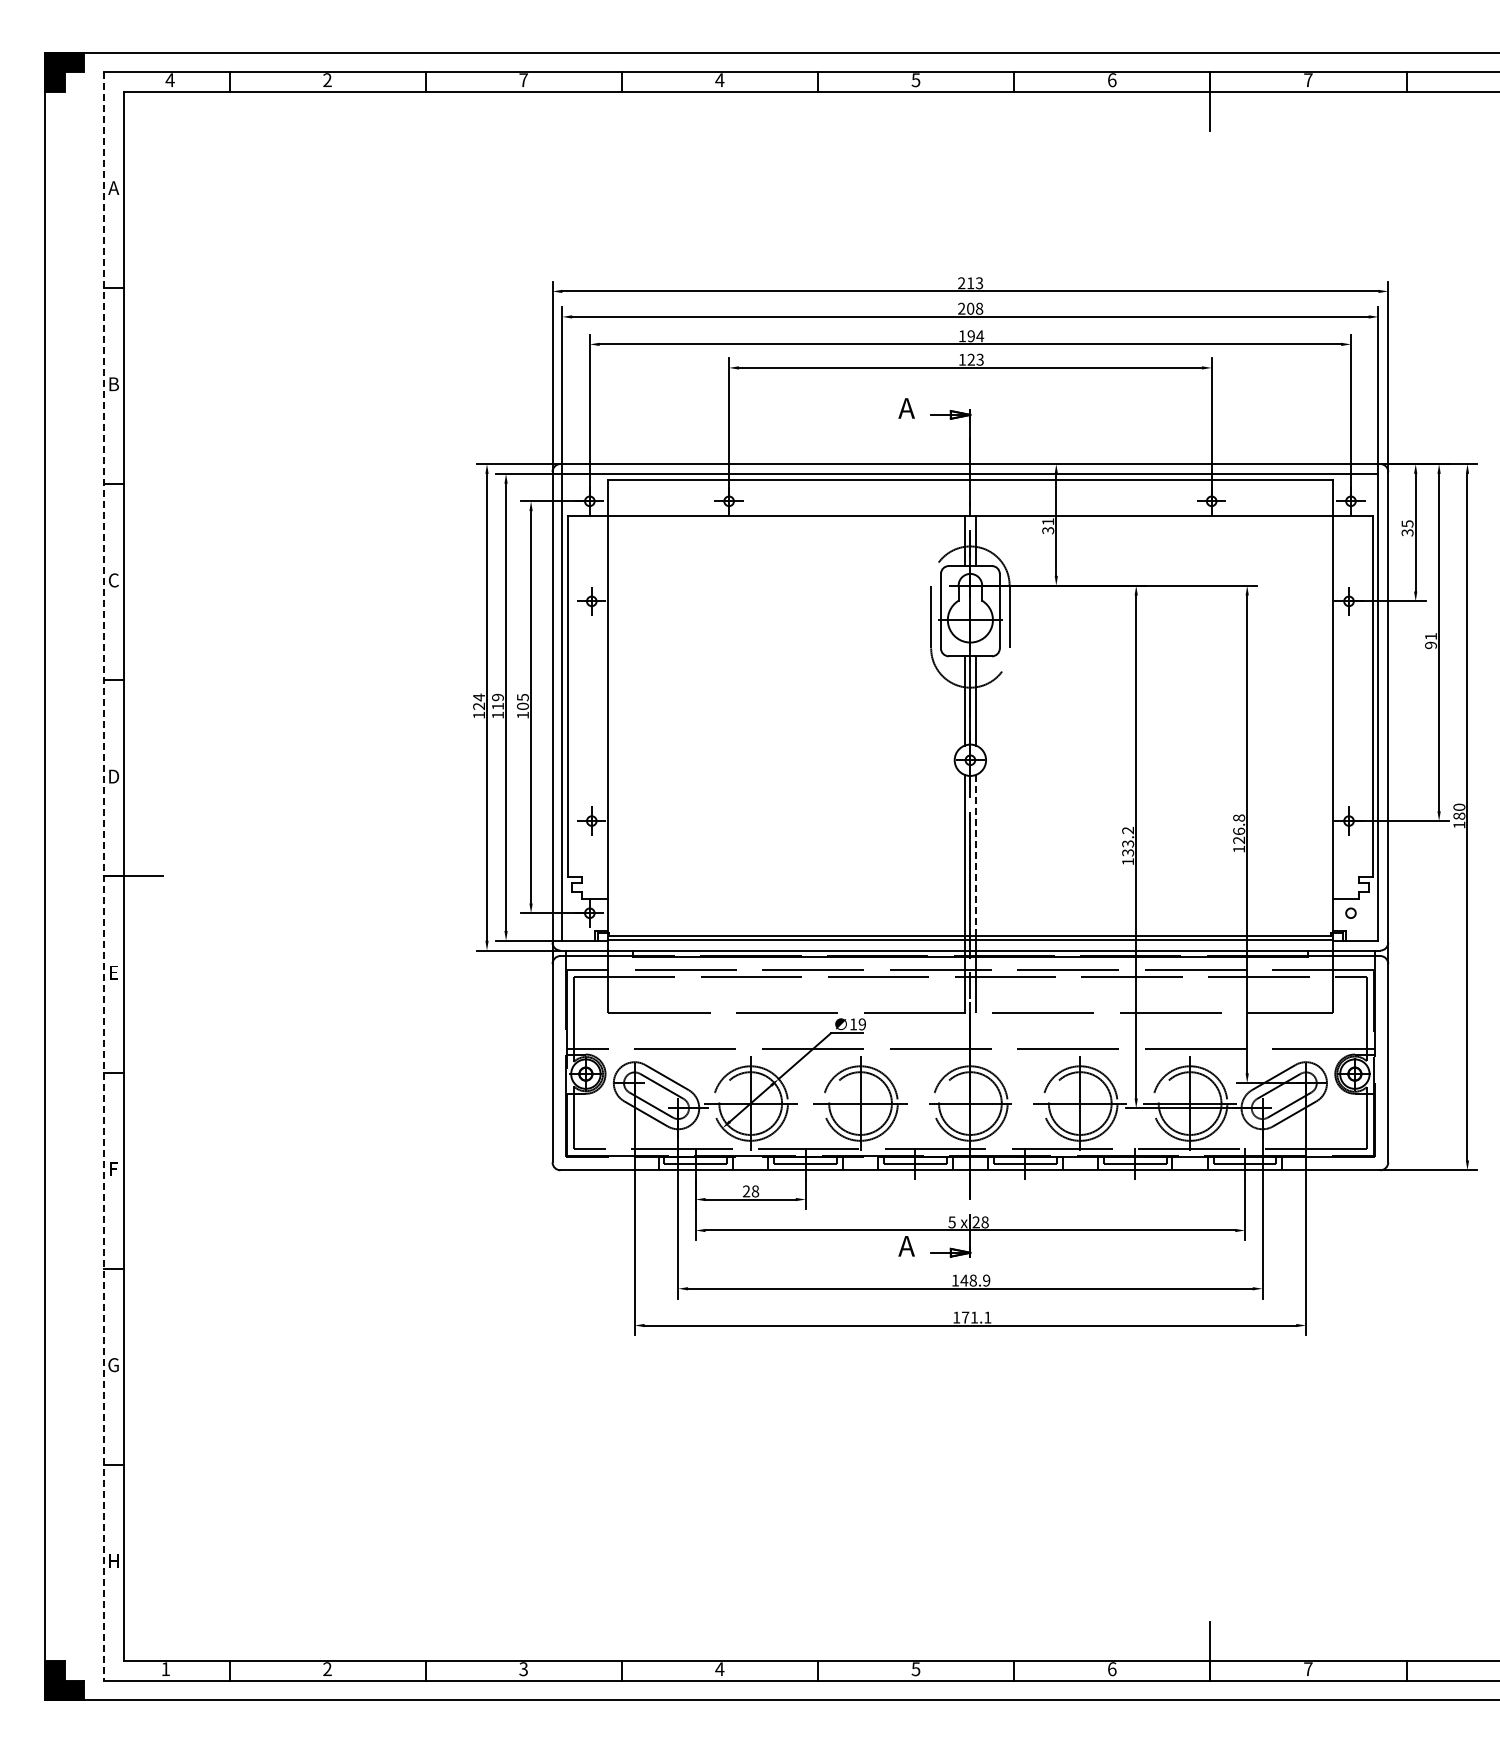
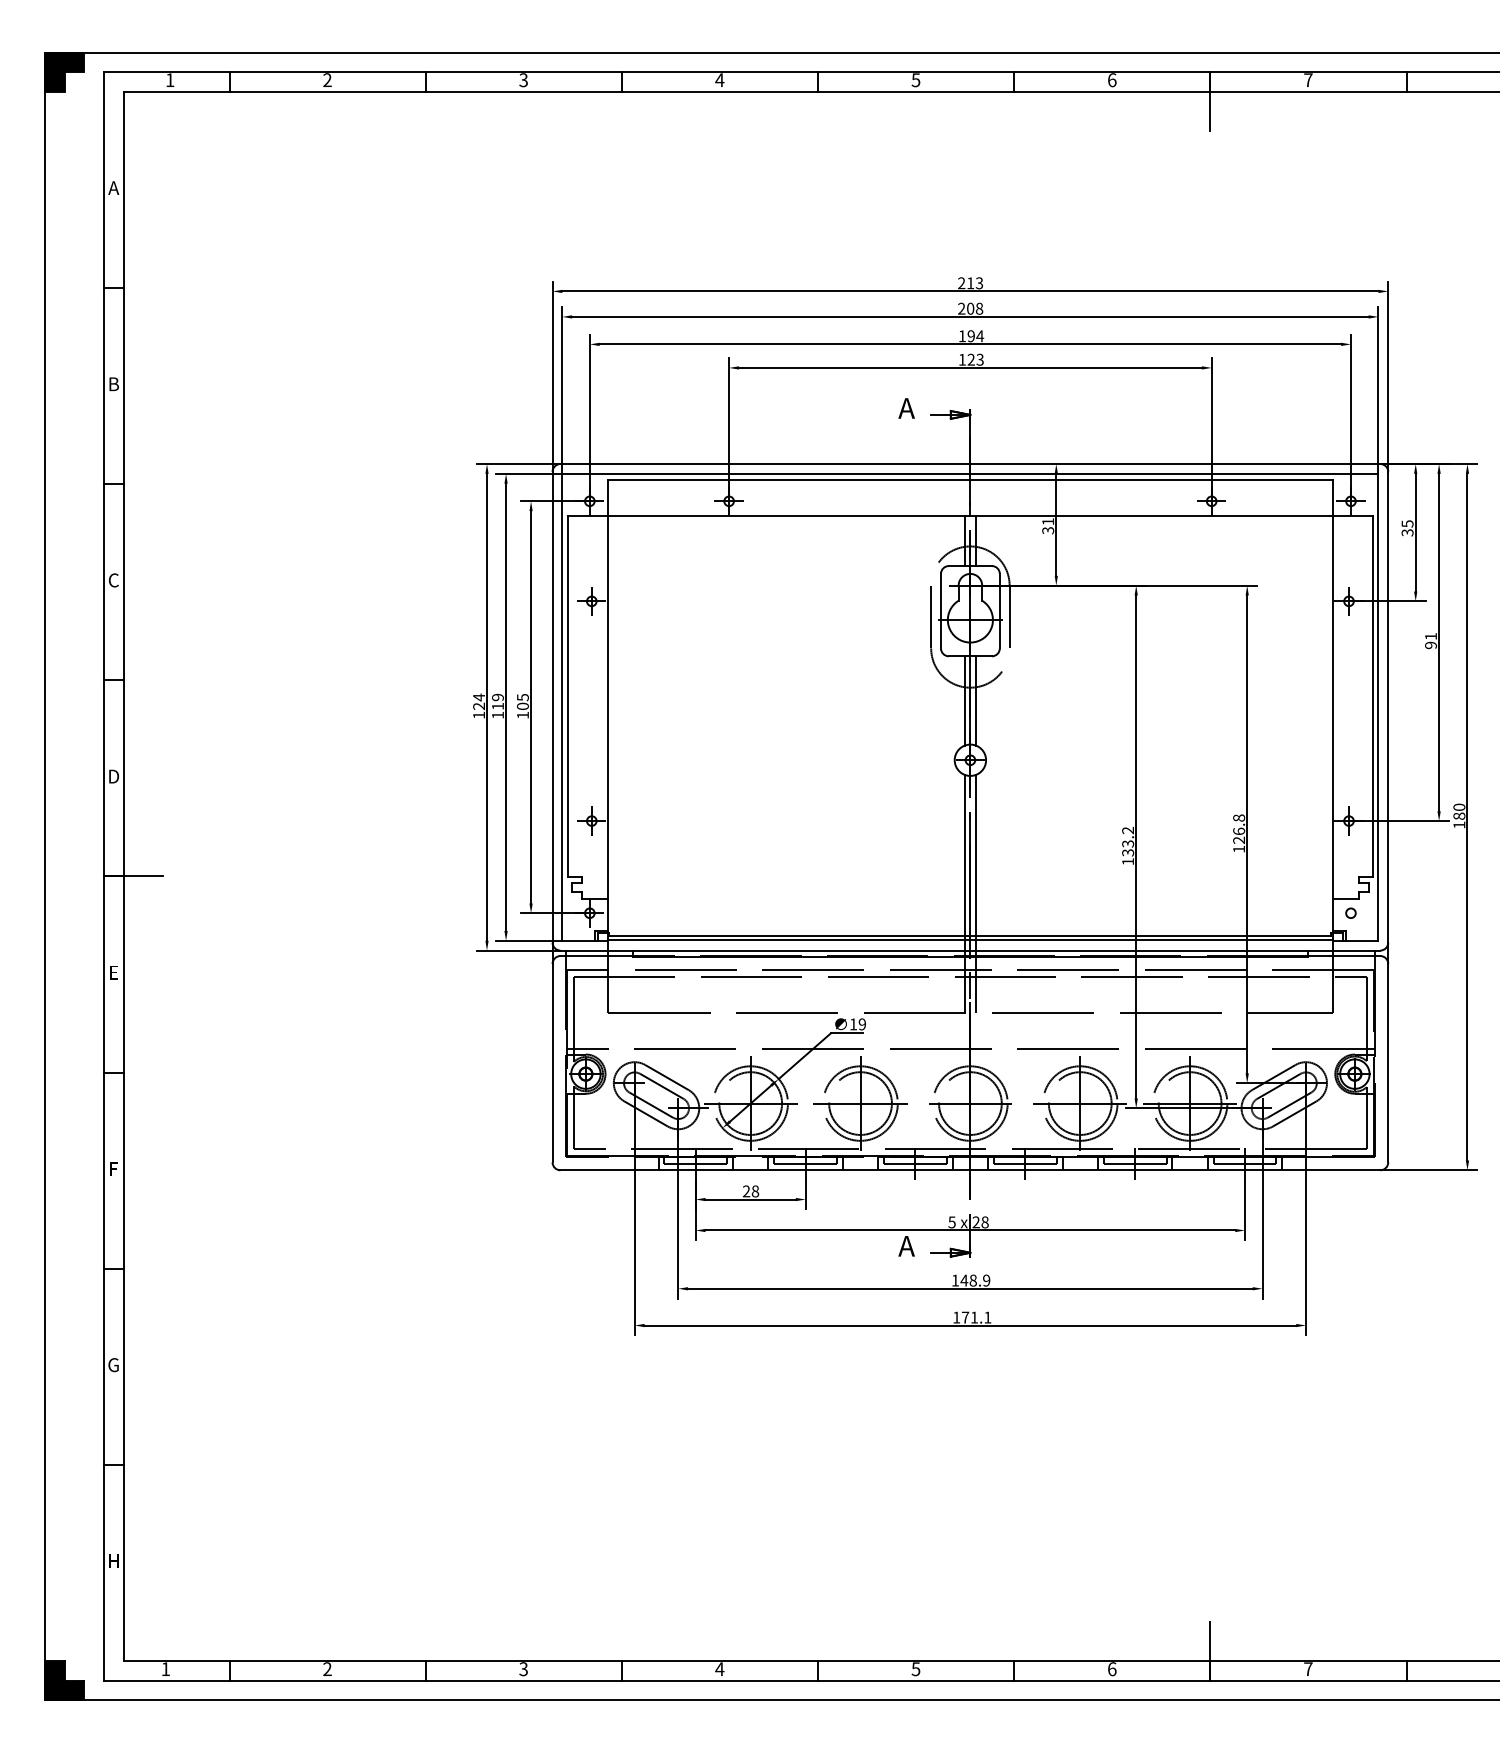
text: 4 -> 1 (169, 79)
text: 7 -> 3 (523, 80)
line: dashed -> solid (976, 855)
line: dashed -> solid (103, 876)
